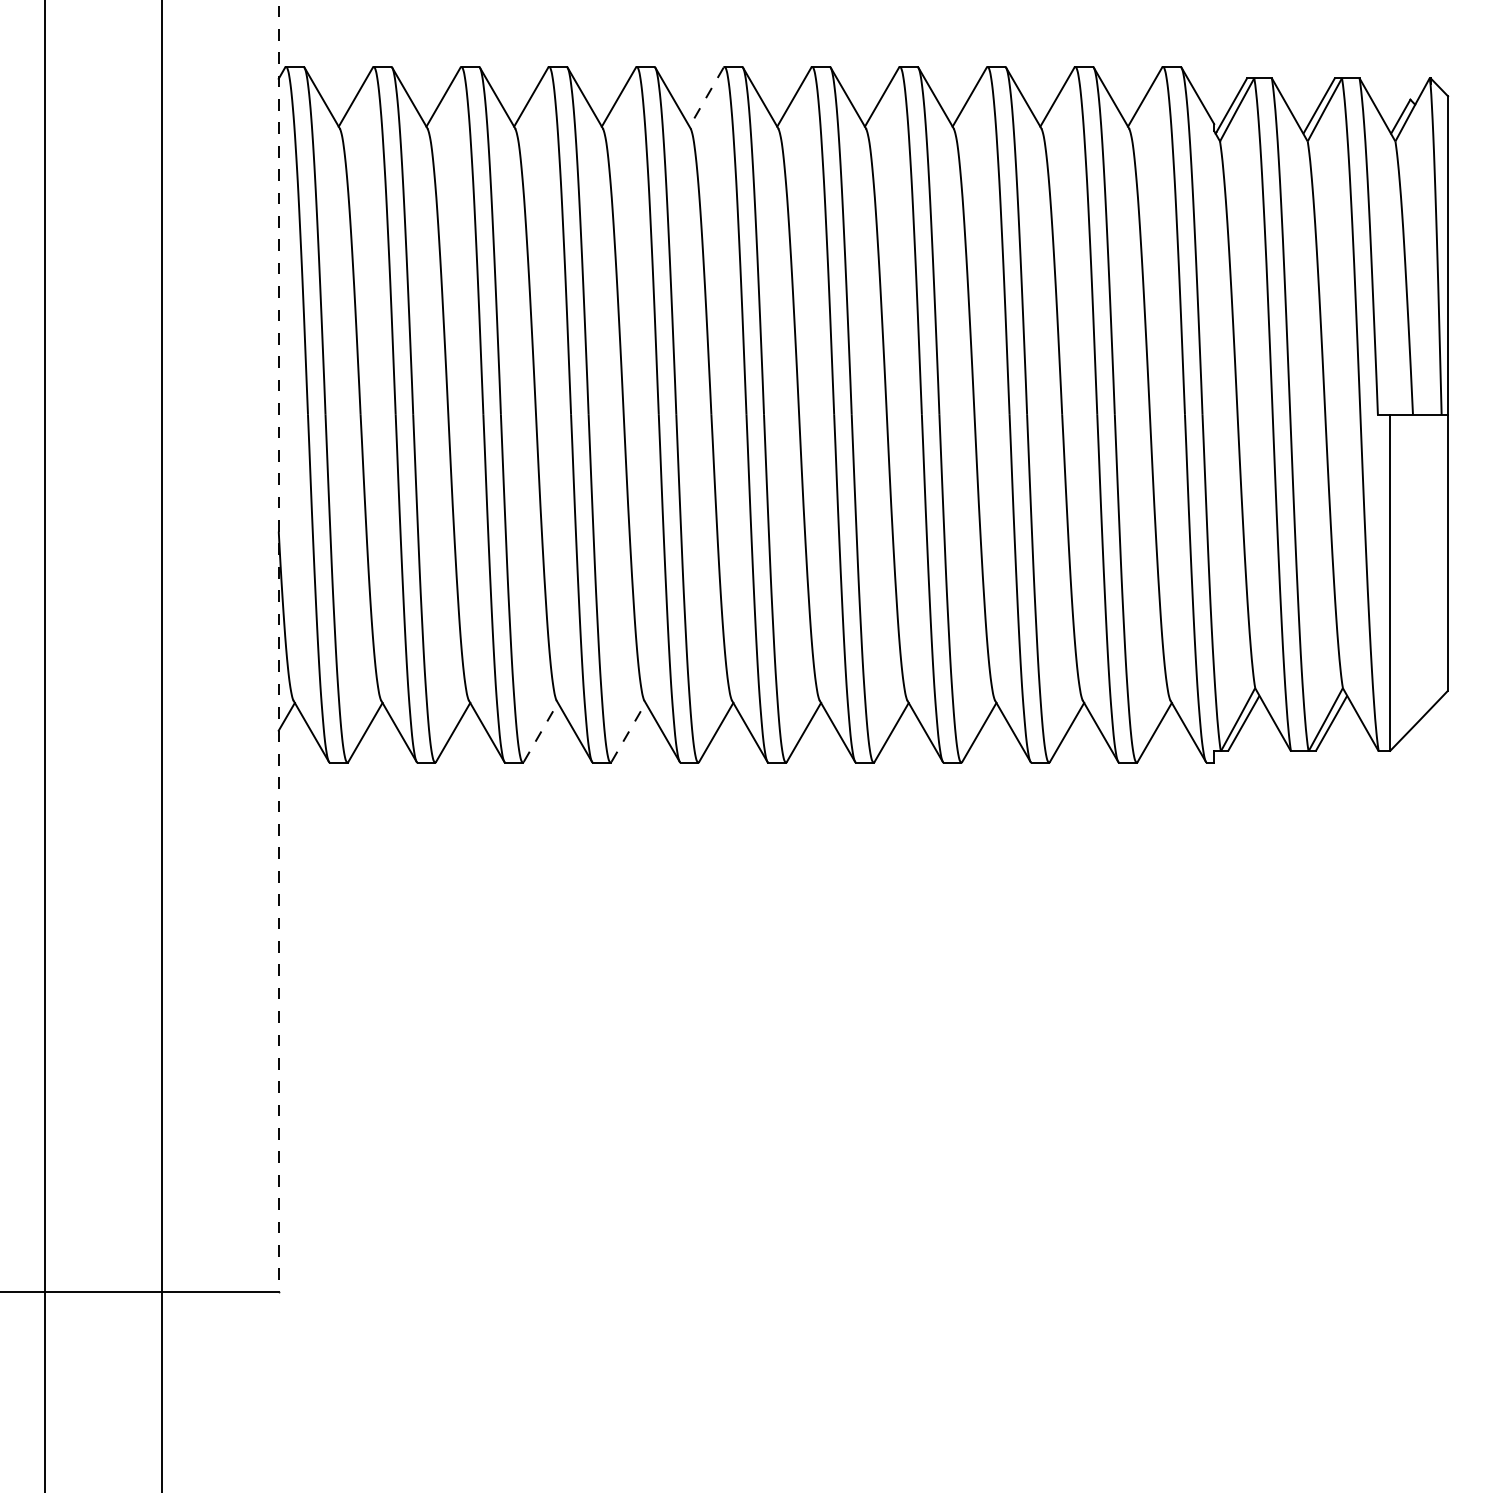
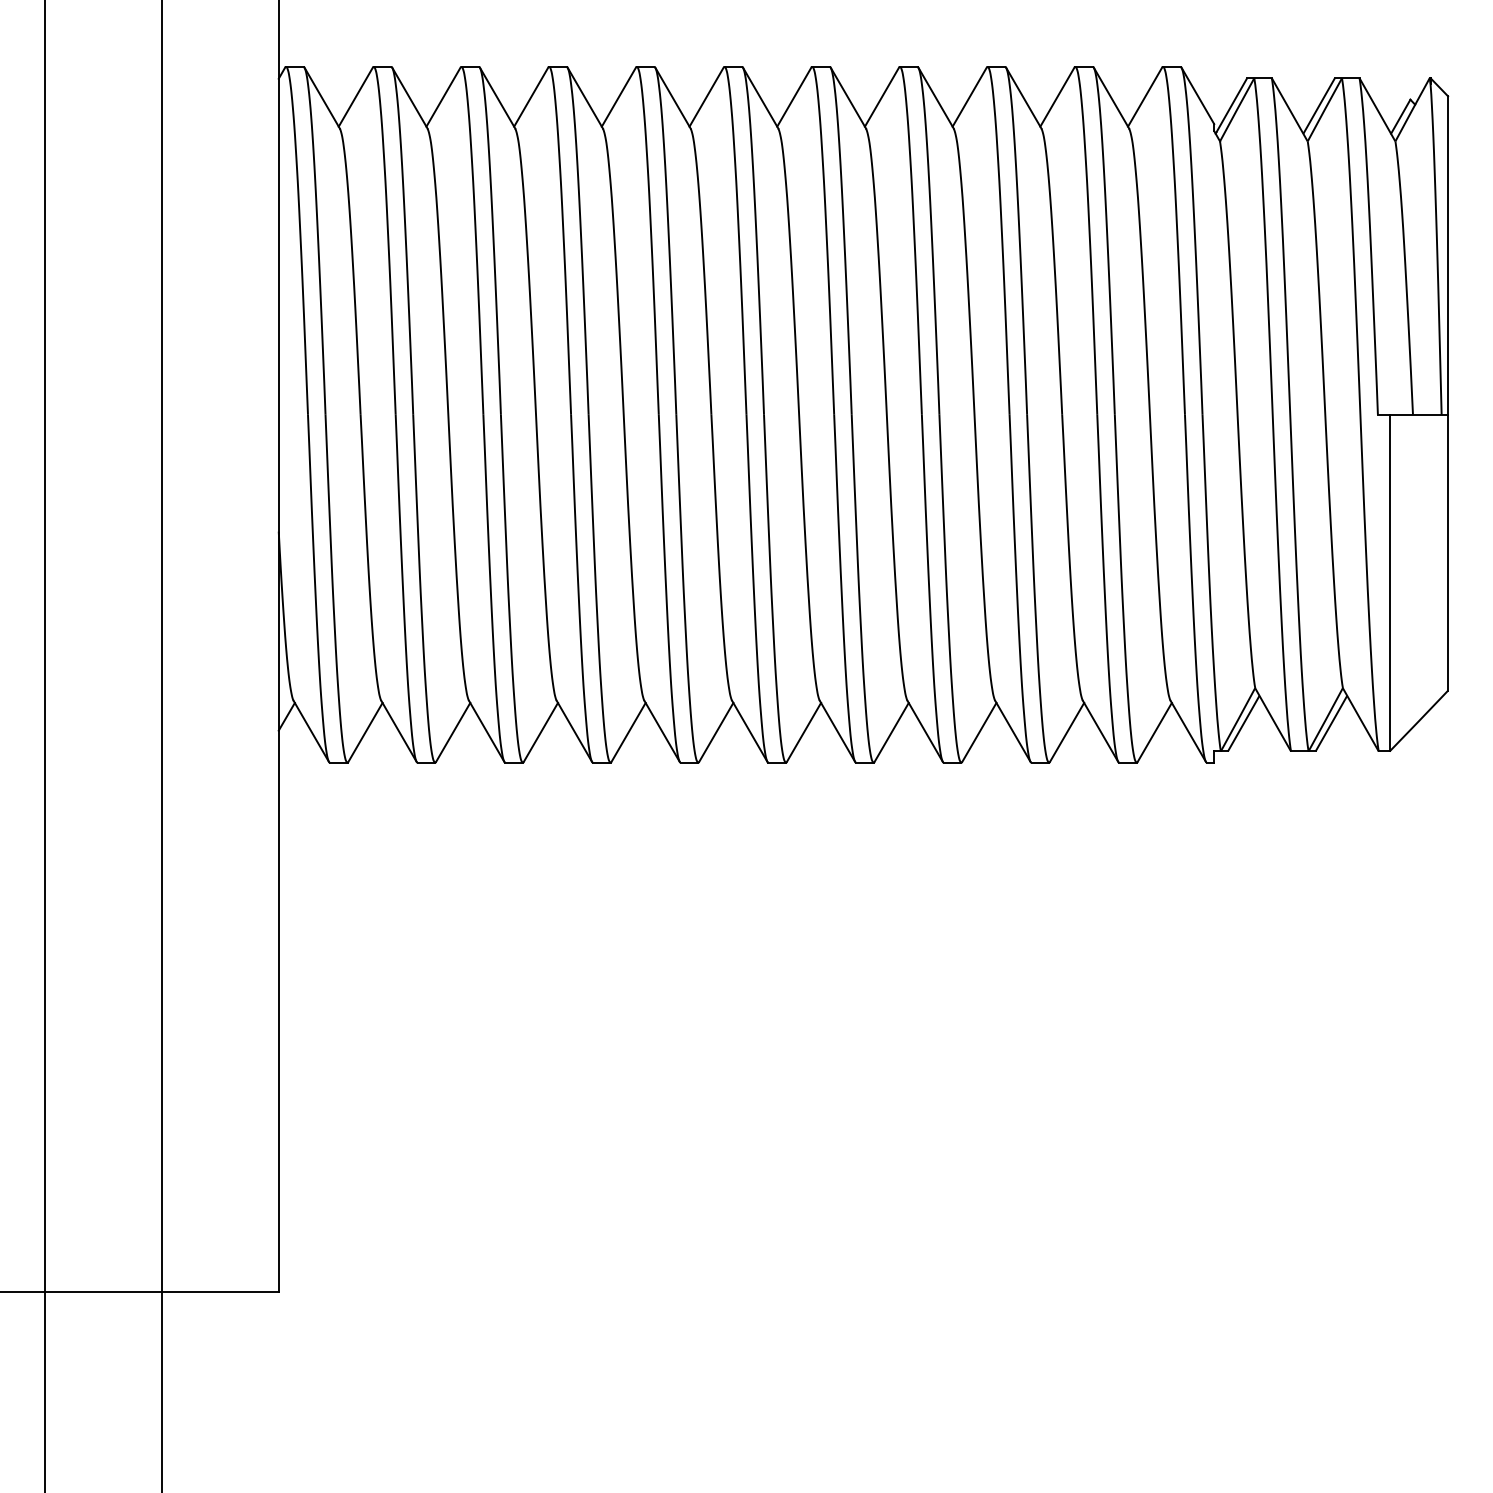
line: dashed -> solid (706, 97)
line: dashed -> solid (278, 646)
line: dashed -> solid (541, 731)
line: dashed -> solid (628, 731)
